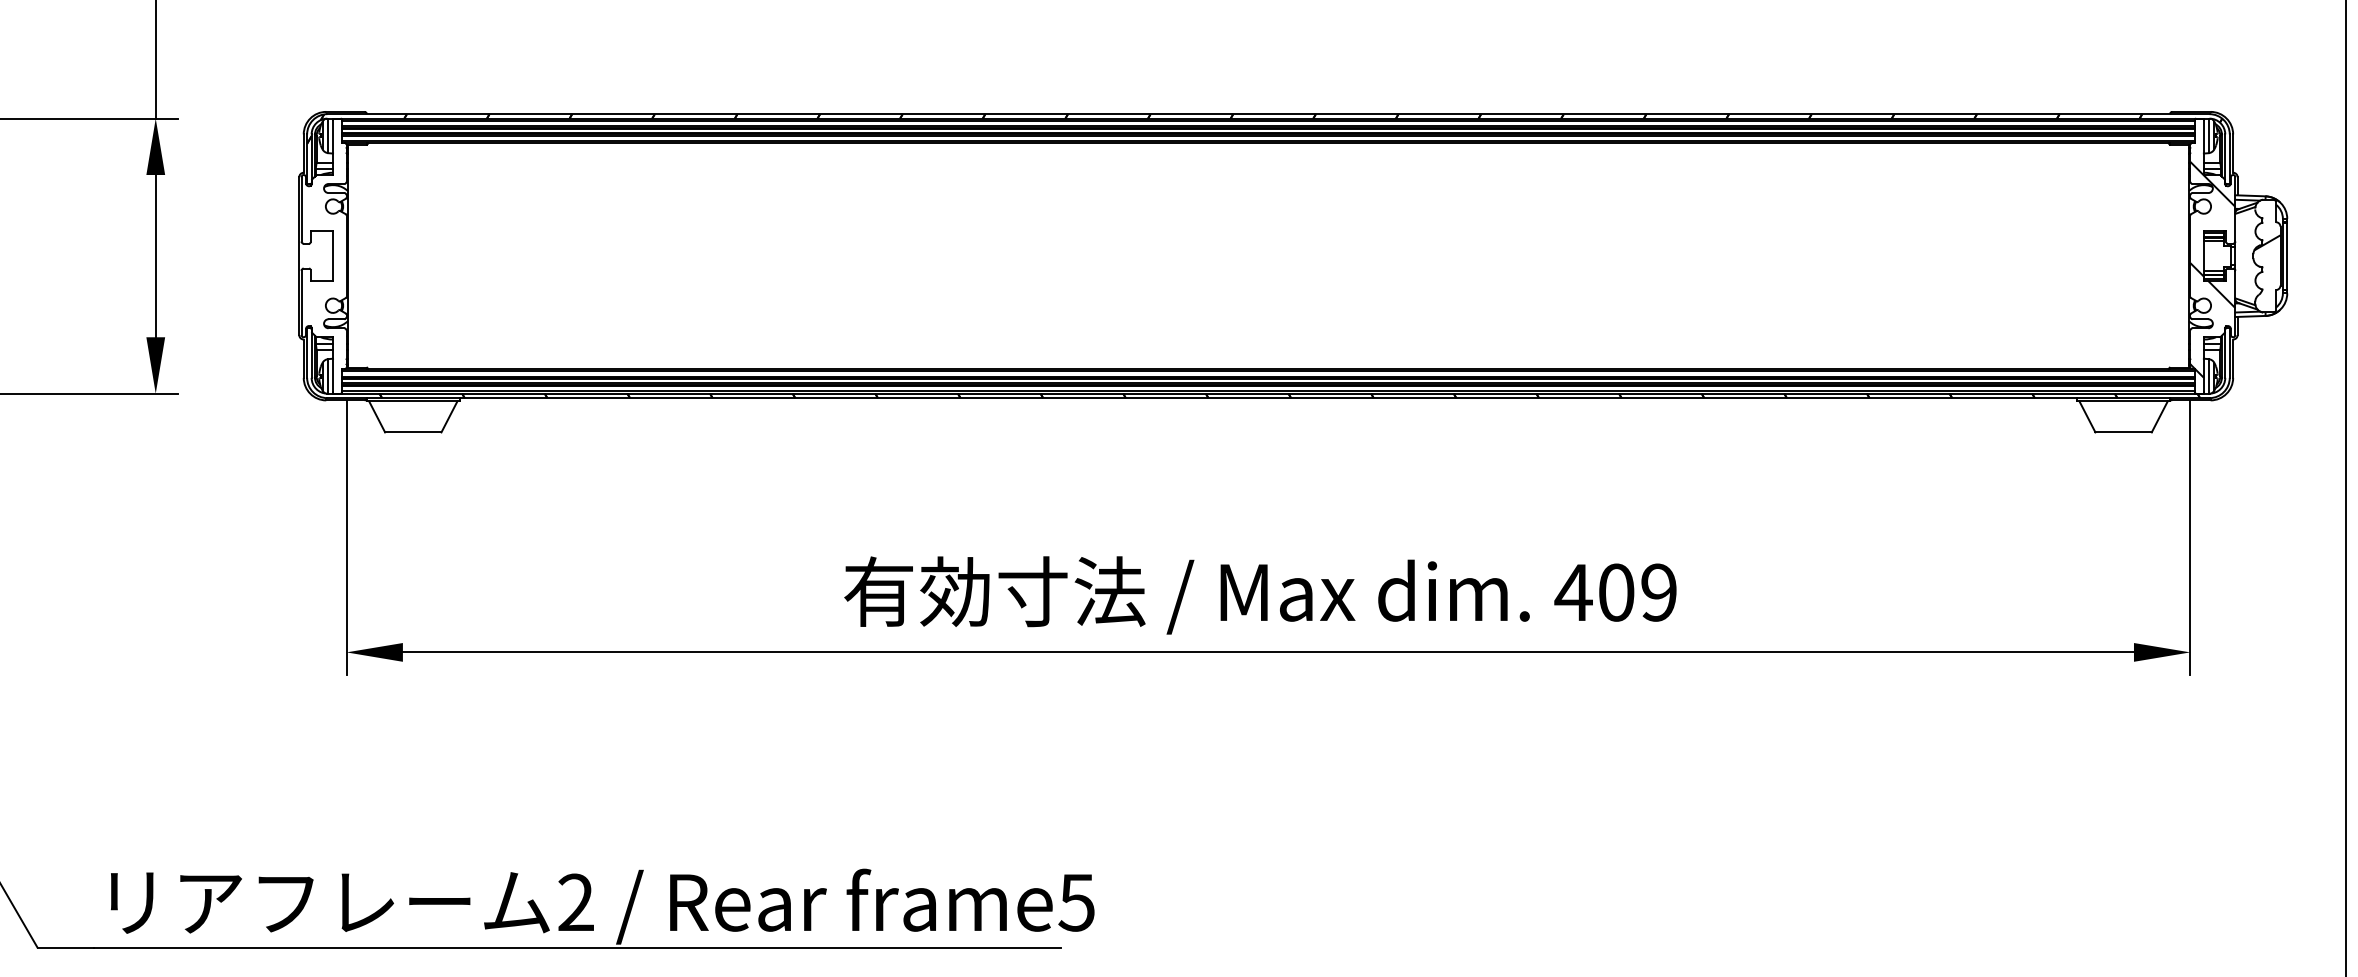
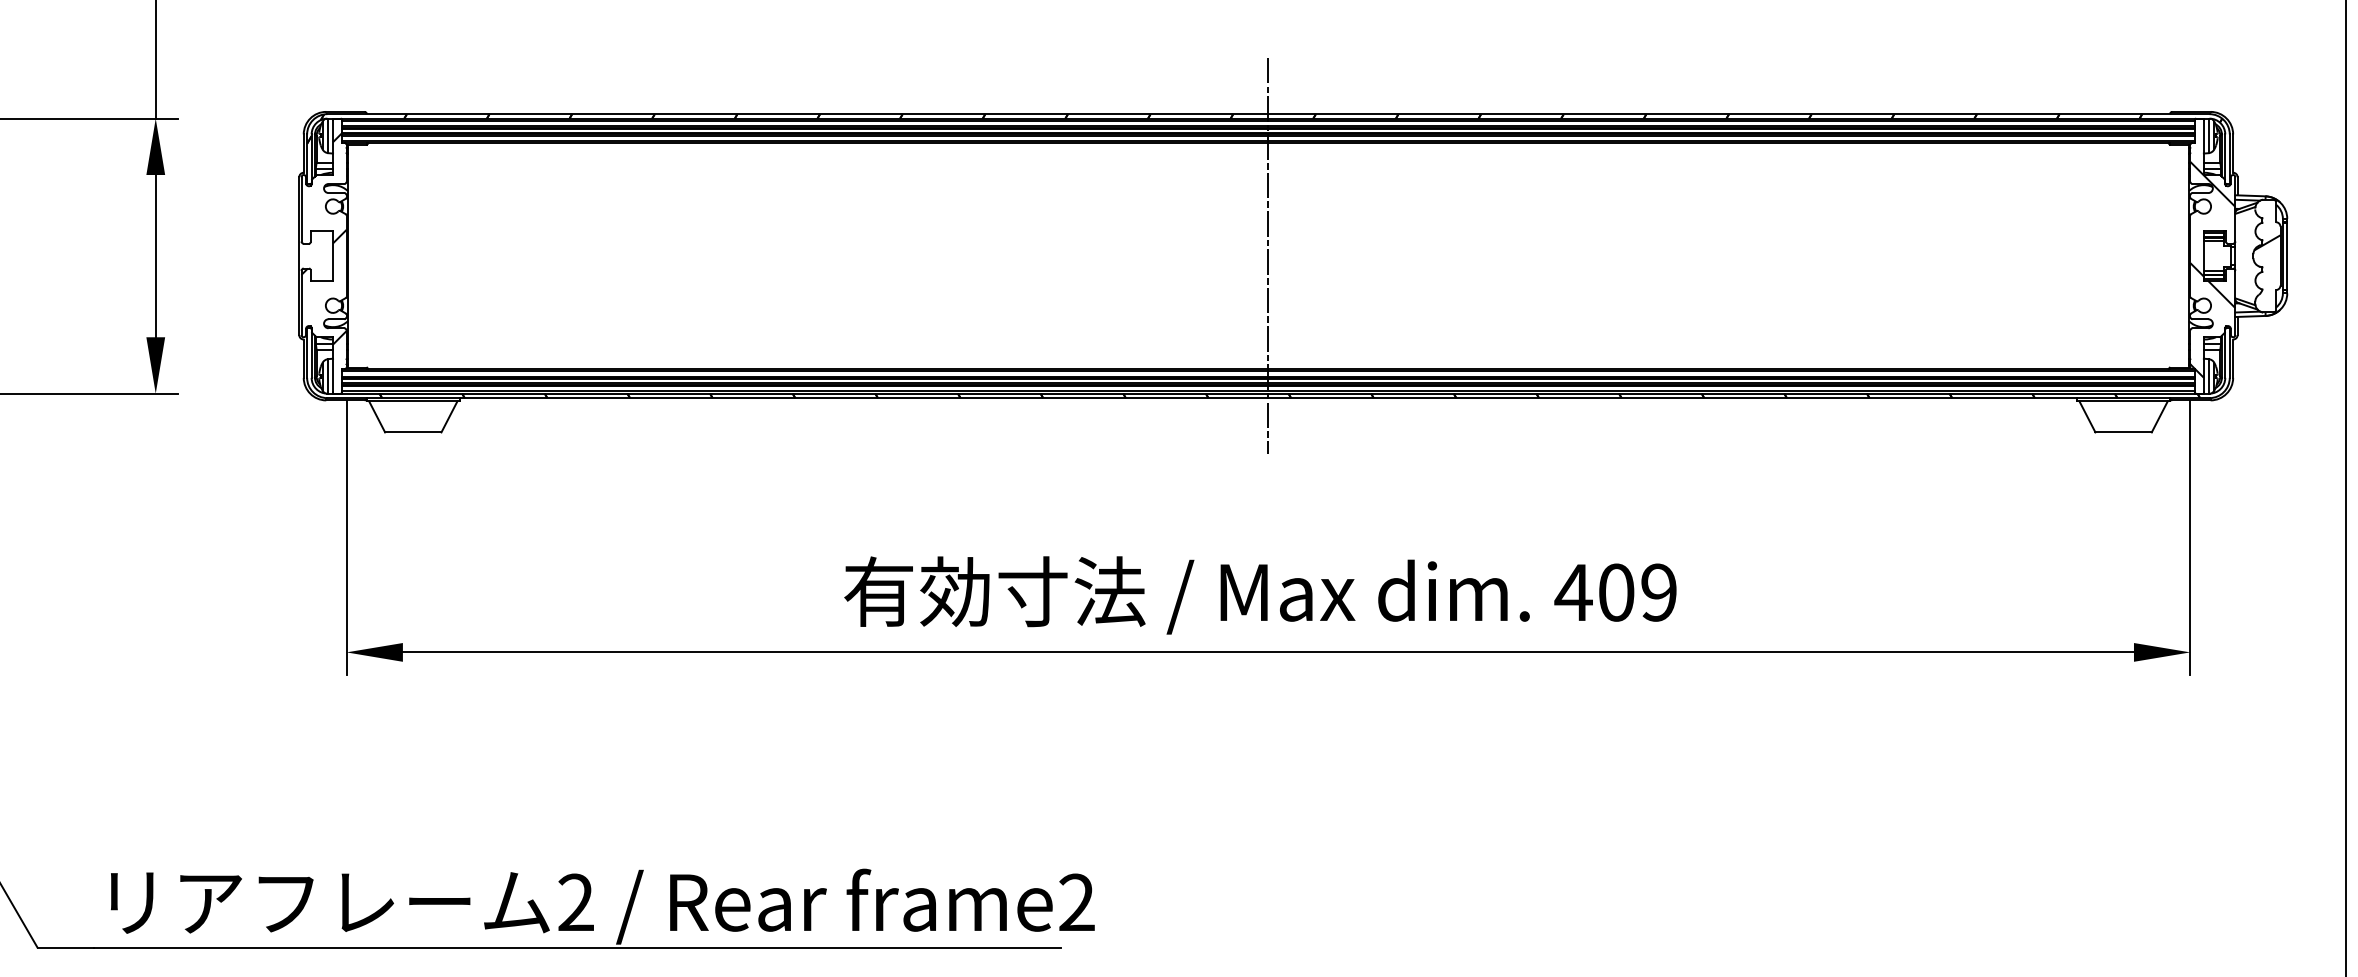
hatch: none -> present (323, 238)
line: none -> present (1268, 255)
text: frame5 -> frame2 (1076, 902)
